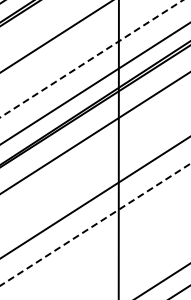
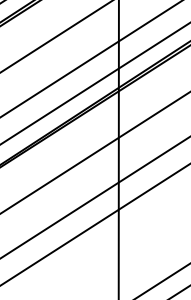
line: dashed -> solid (91, 59)
line position: (94, 132) -> (94, 152) (94, 152)
line: dashed -> solid (95, 224)
